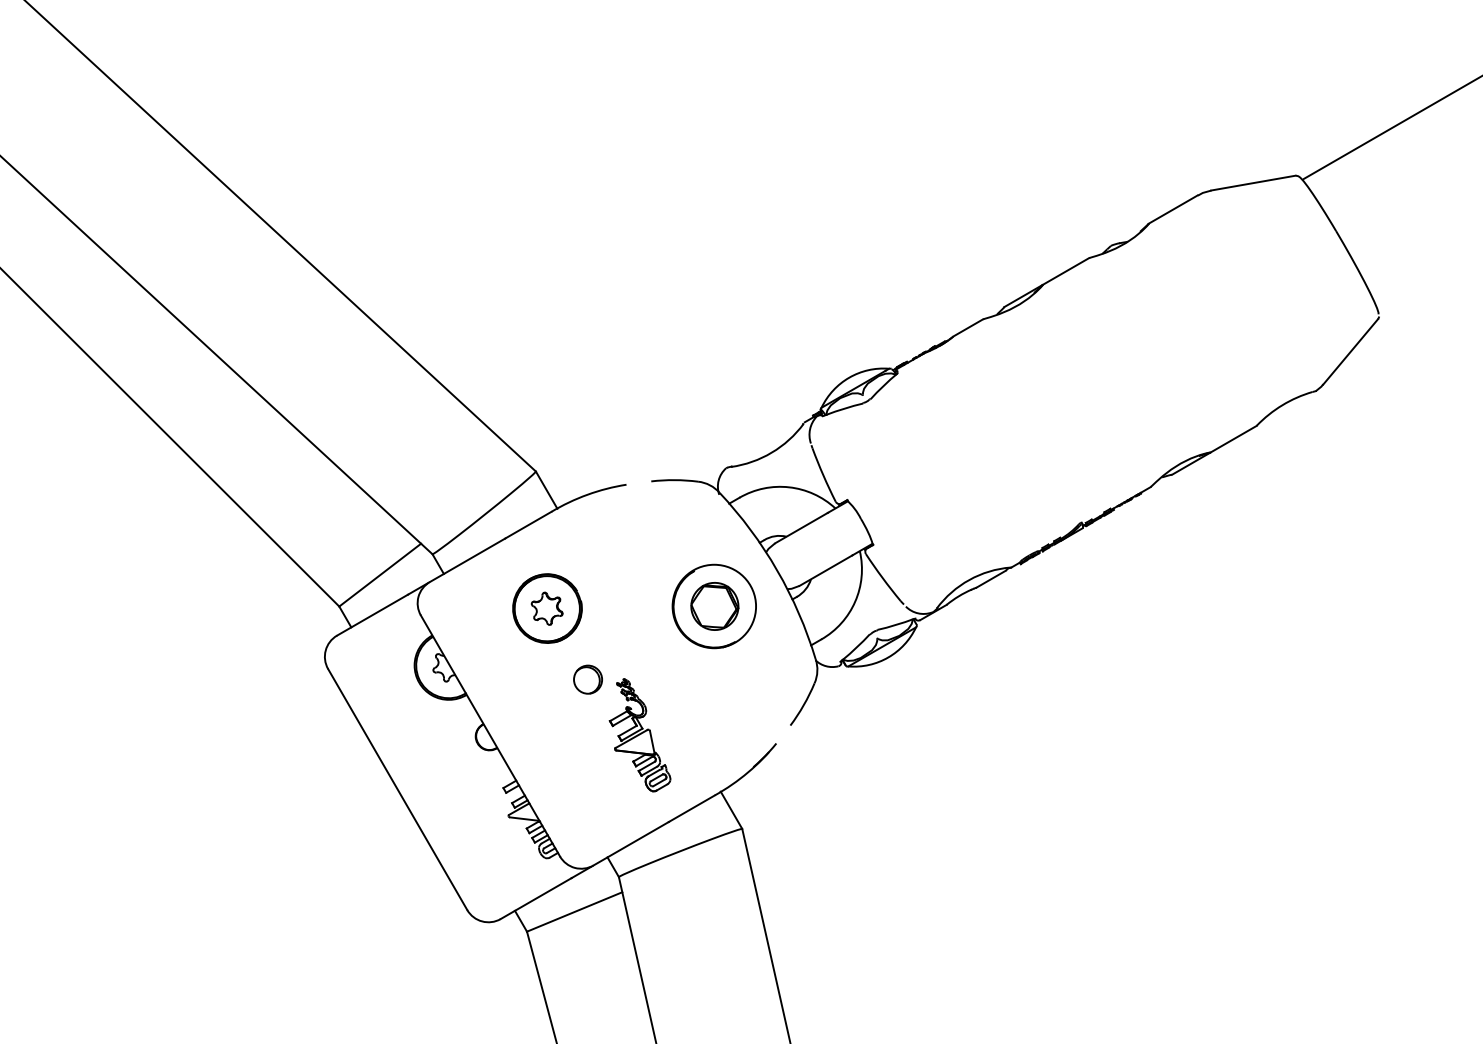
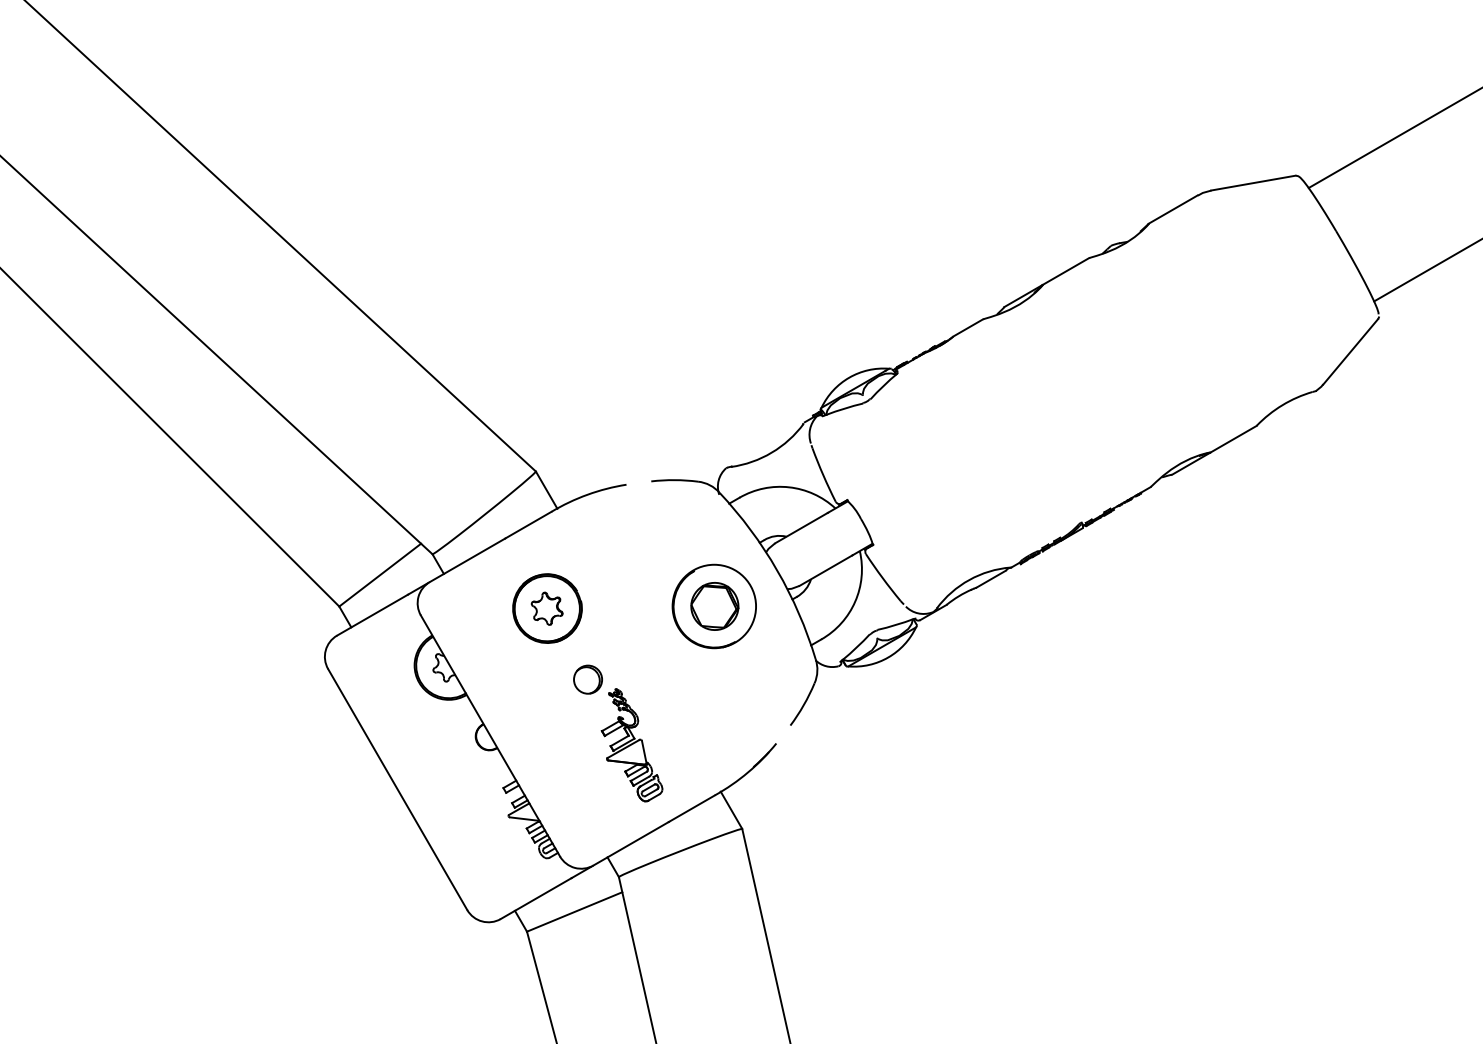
line position: (1391, 128) -> (1393, 138) (1393, 138)
line: none -> present (1426, 270)
part position: (639, 735) -> (631, 745) (631, 745)
